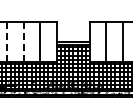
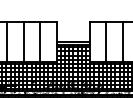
line: dashed -> solid (7, 41)
line: dashed -> solid (23, 41)
